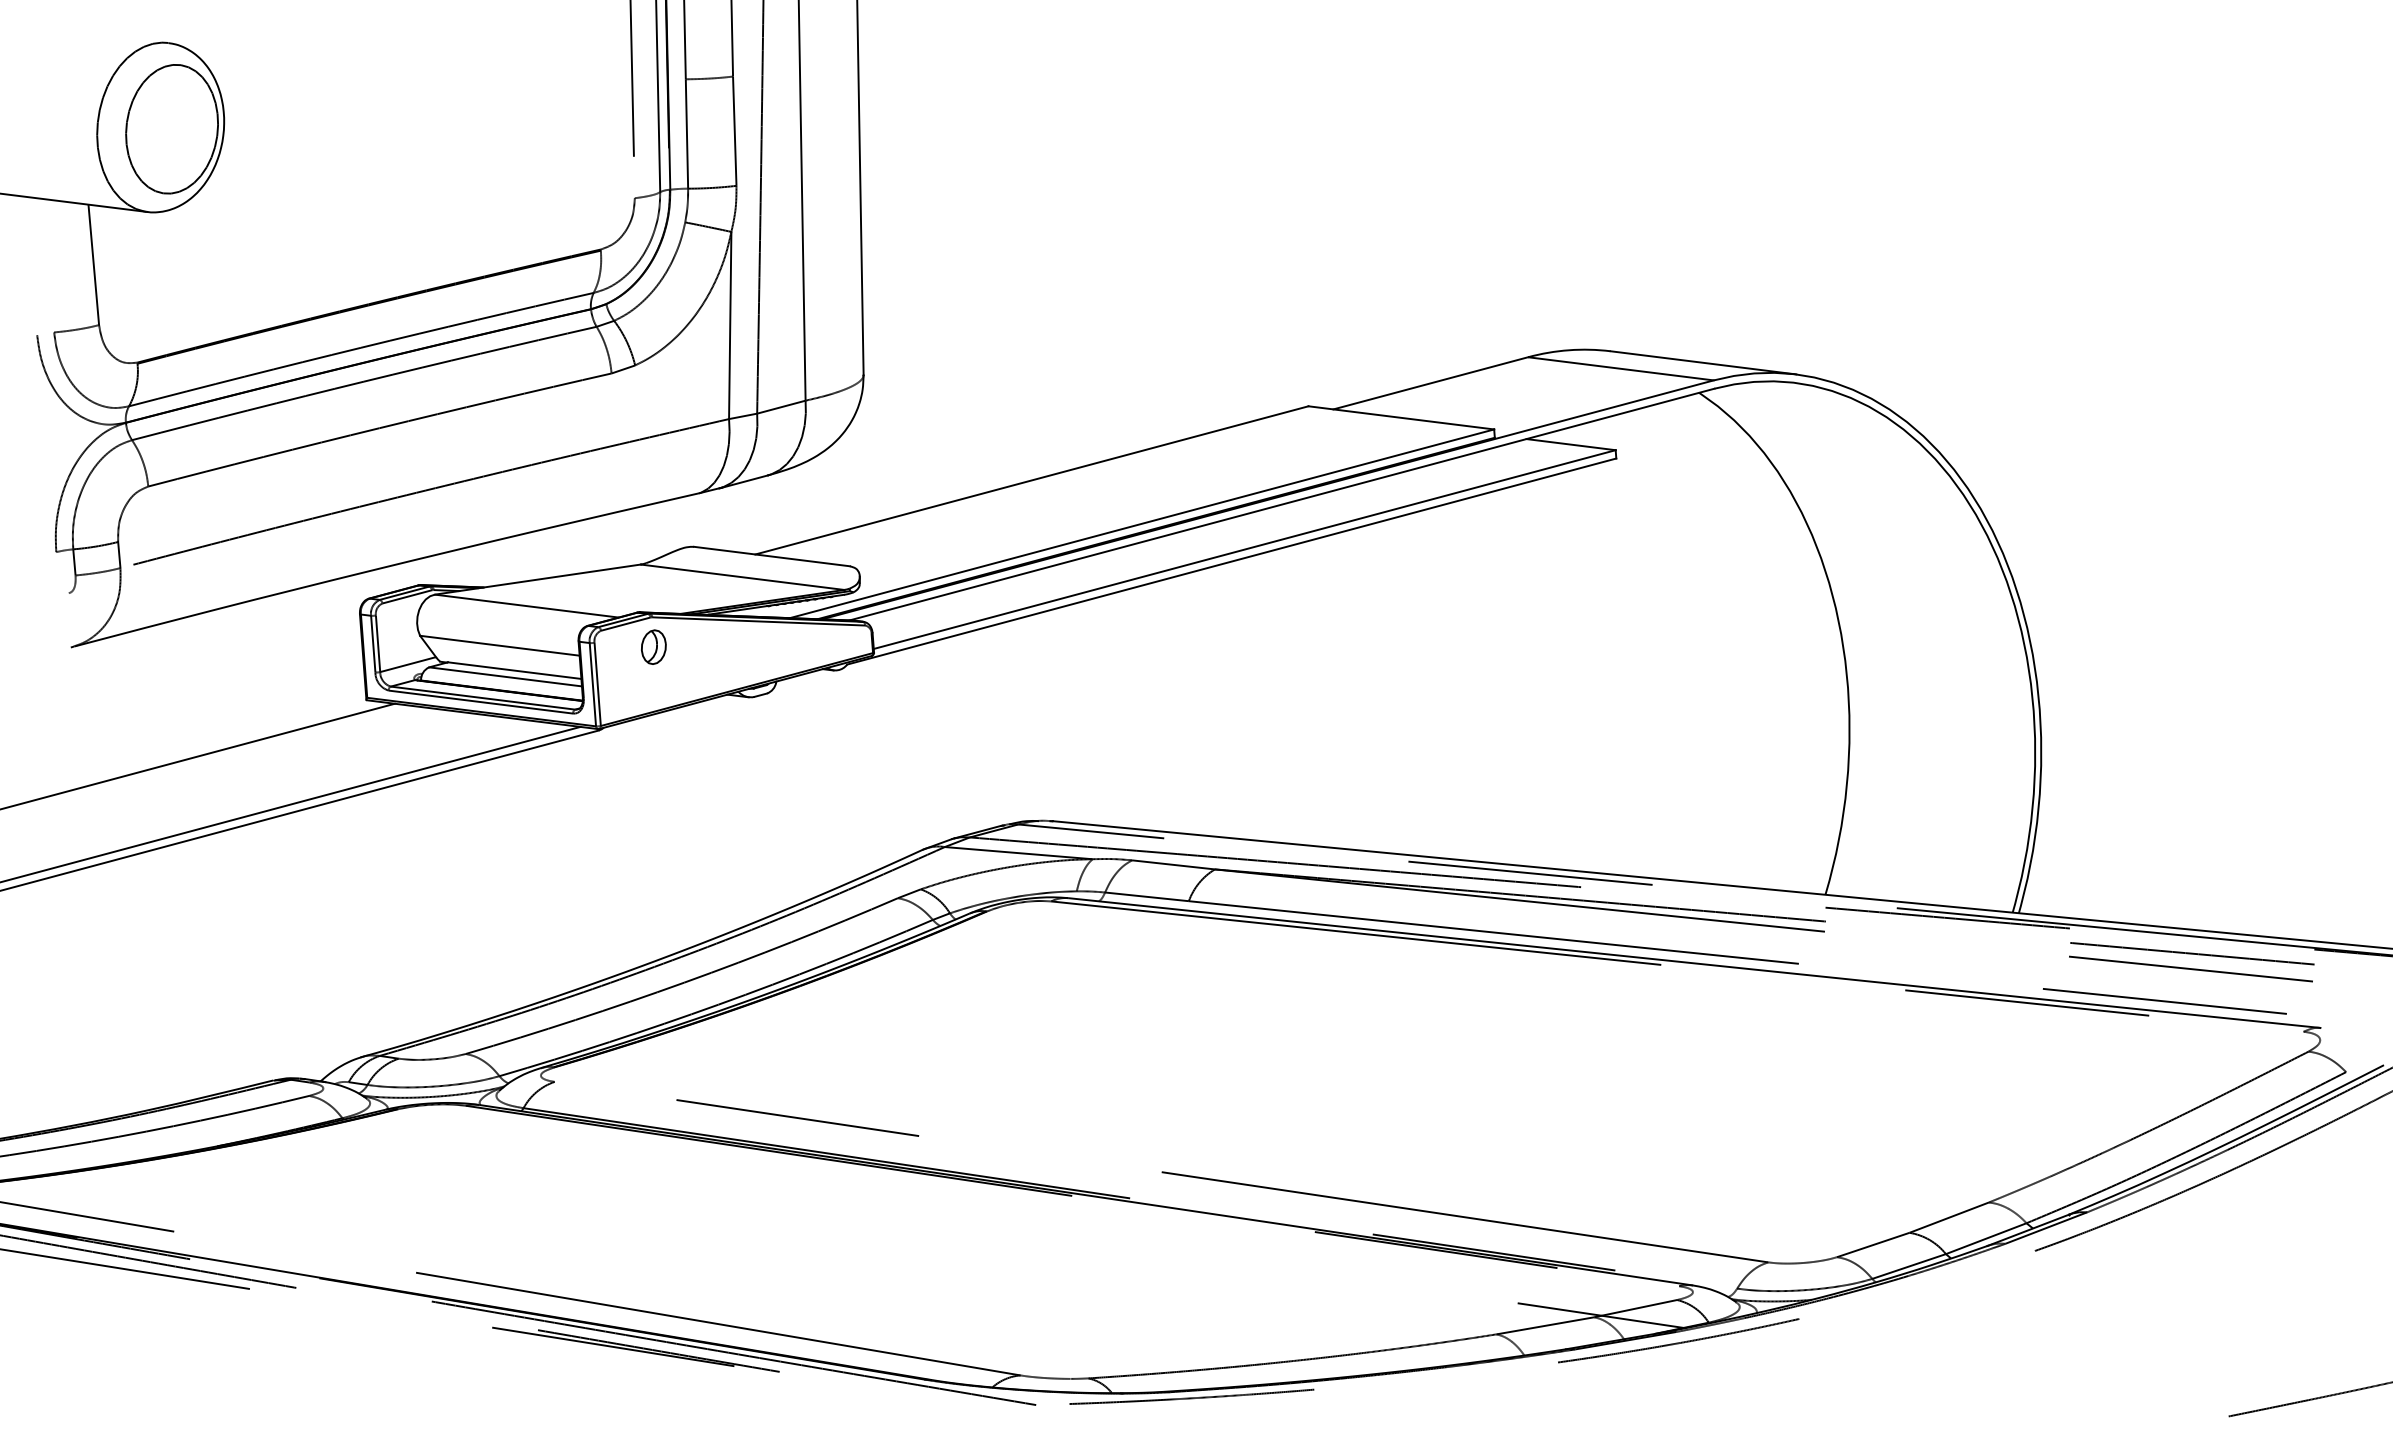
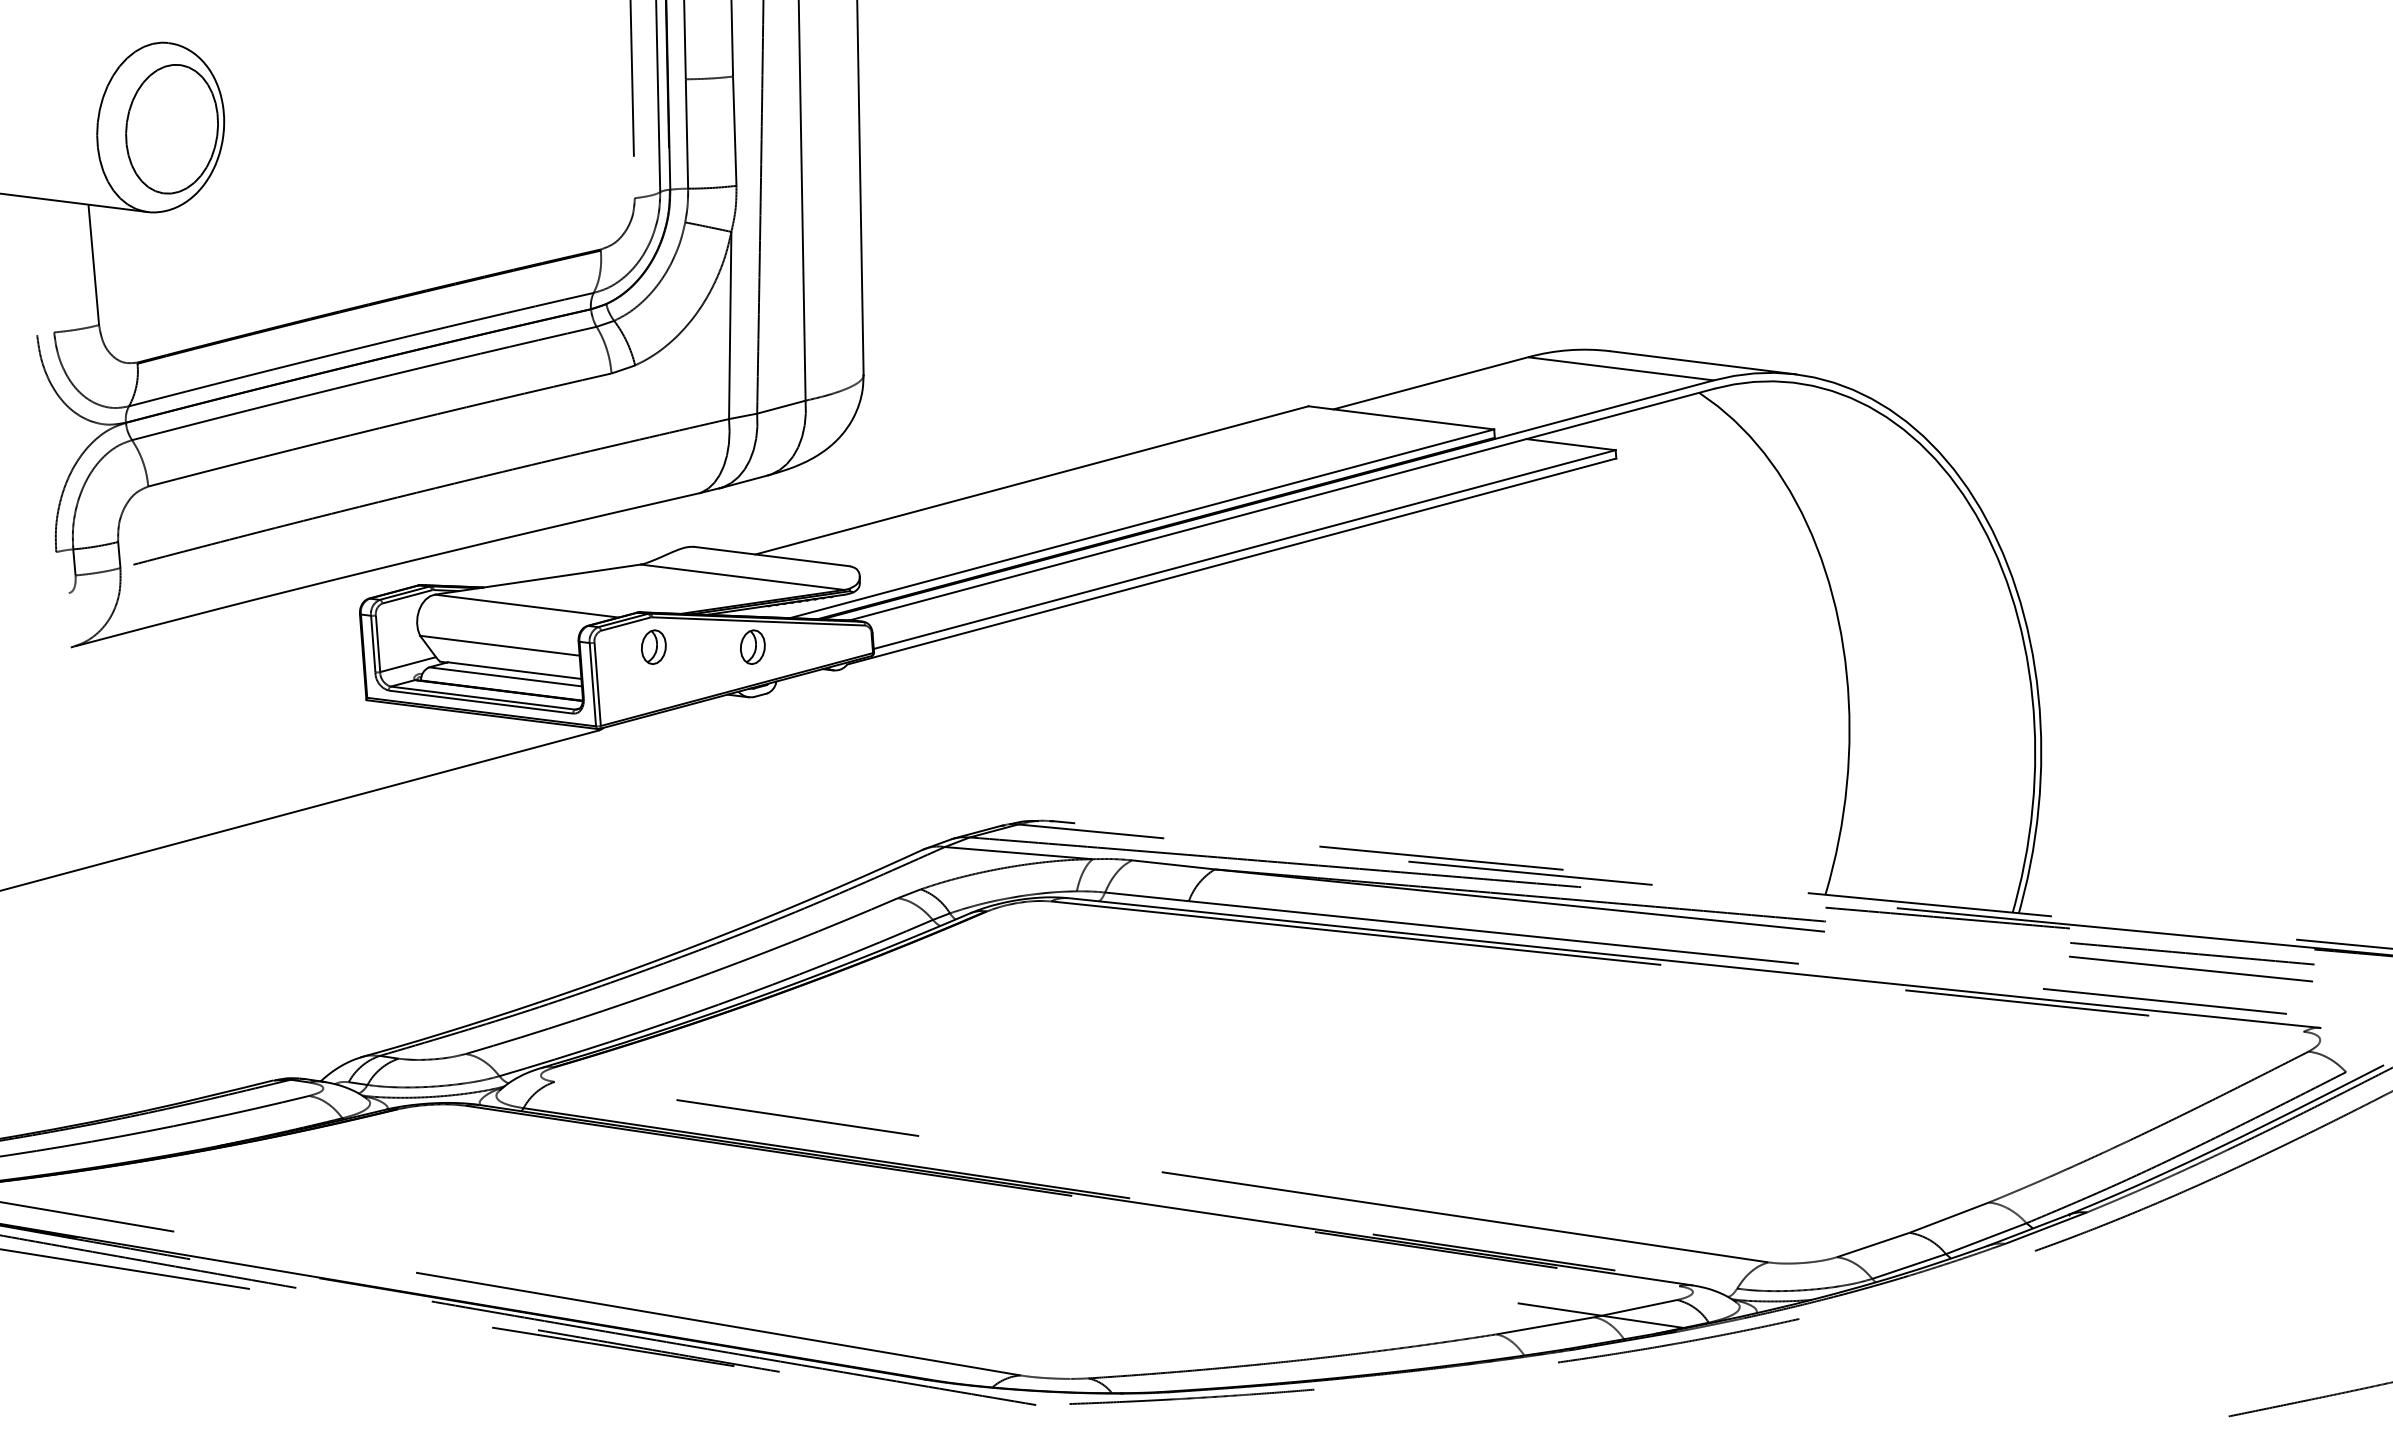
part: none -> present (752, 646)
line: present -> none (198, 755)
line: present -> none (291, 803)
line: solid -> dashed (1722, 884)
